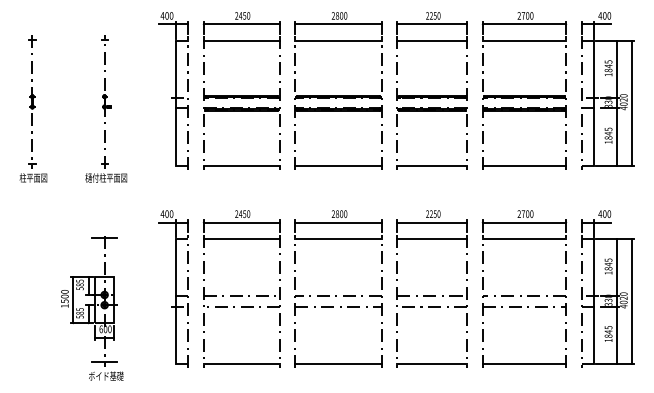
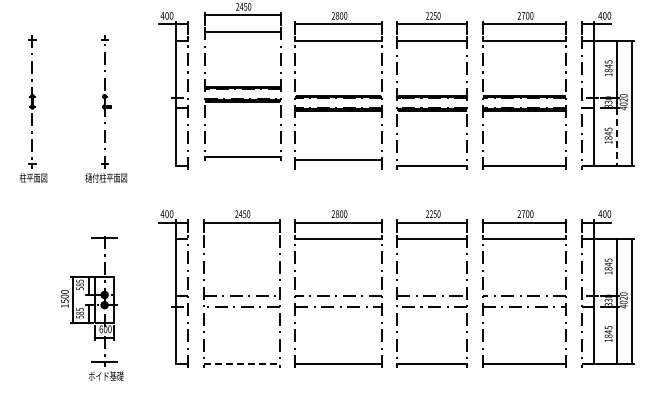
part position: (241, 90) -> (242, 81) (242, 81)
line: solid -> dashed (617, 136)
line position: (338, 165) -> (338, 159) (338, 159)
line: present -> none (241, 239)
line: solid -> dashed (241, 363)
